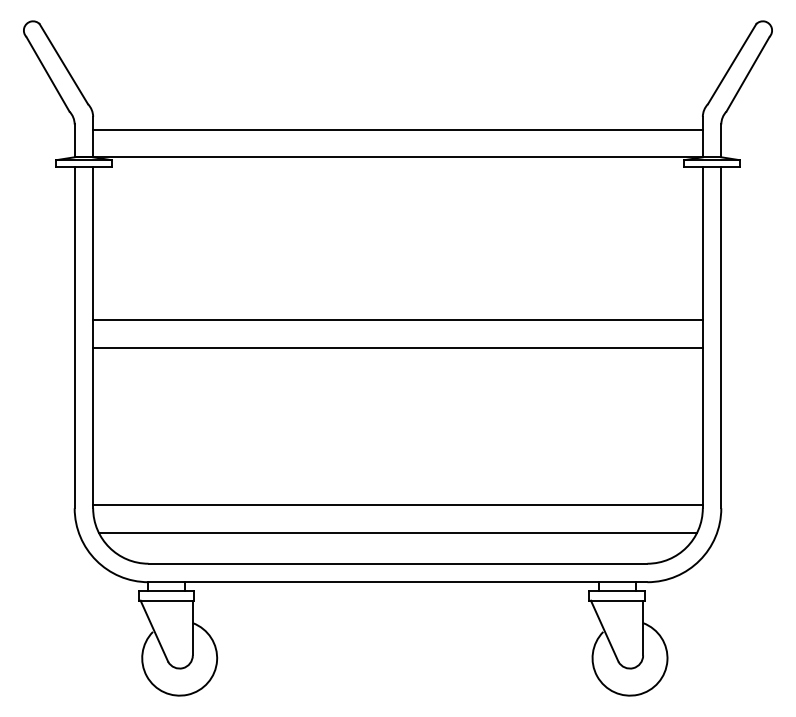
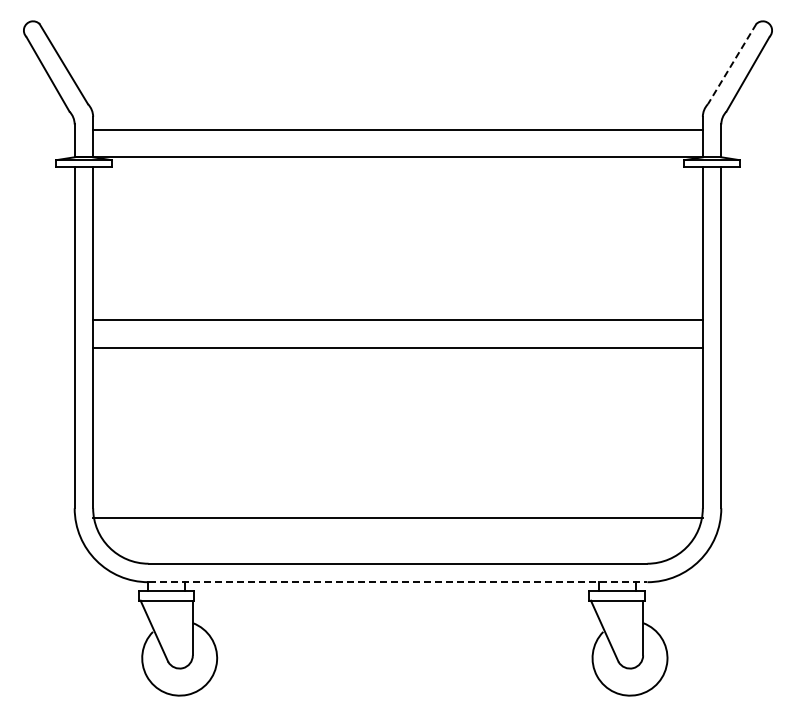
line: solid -> dashed (732, 64)
line position: (397, 504) -> (397, 517) (397, 517)
line: present -> none (397, 532)
line: solid -> dashed (398, 582)
